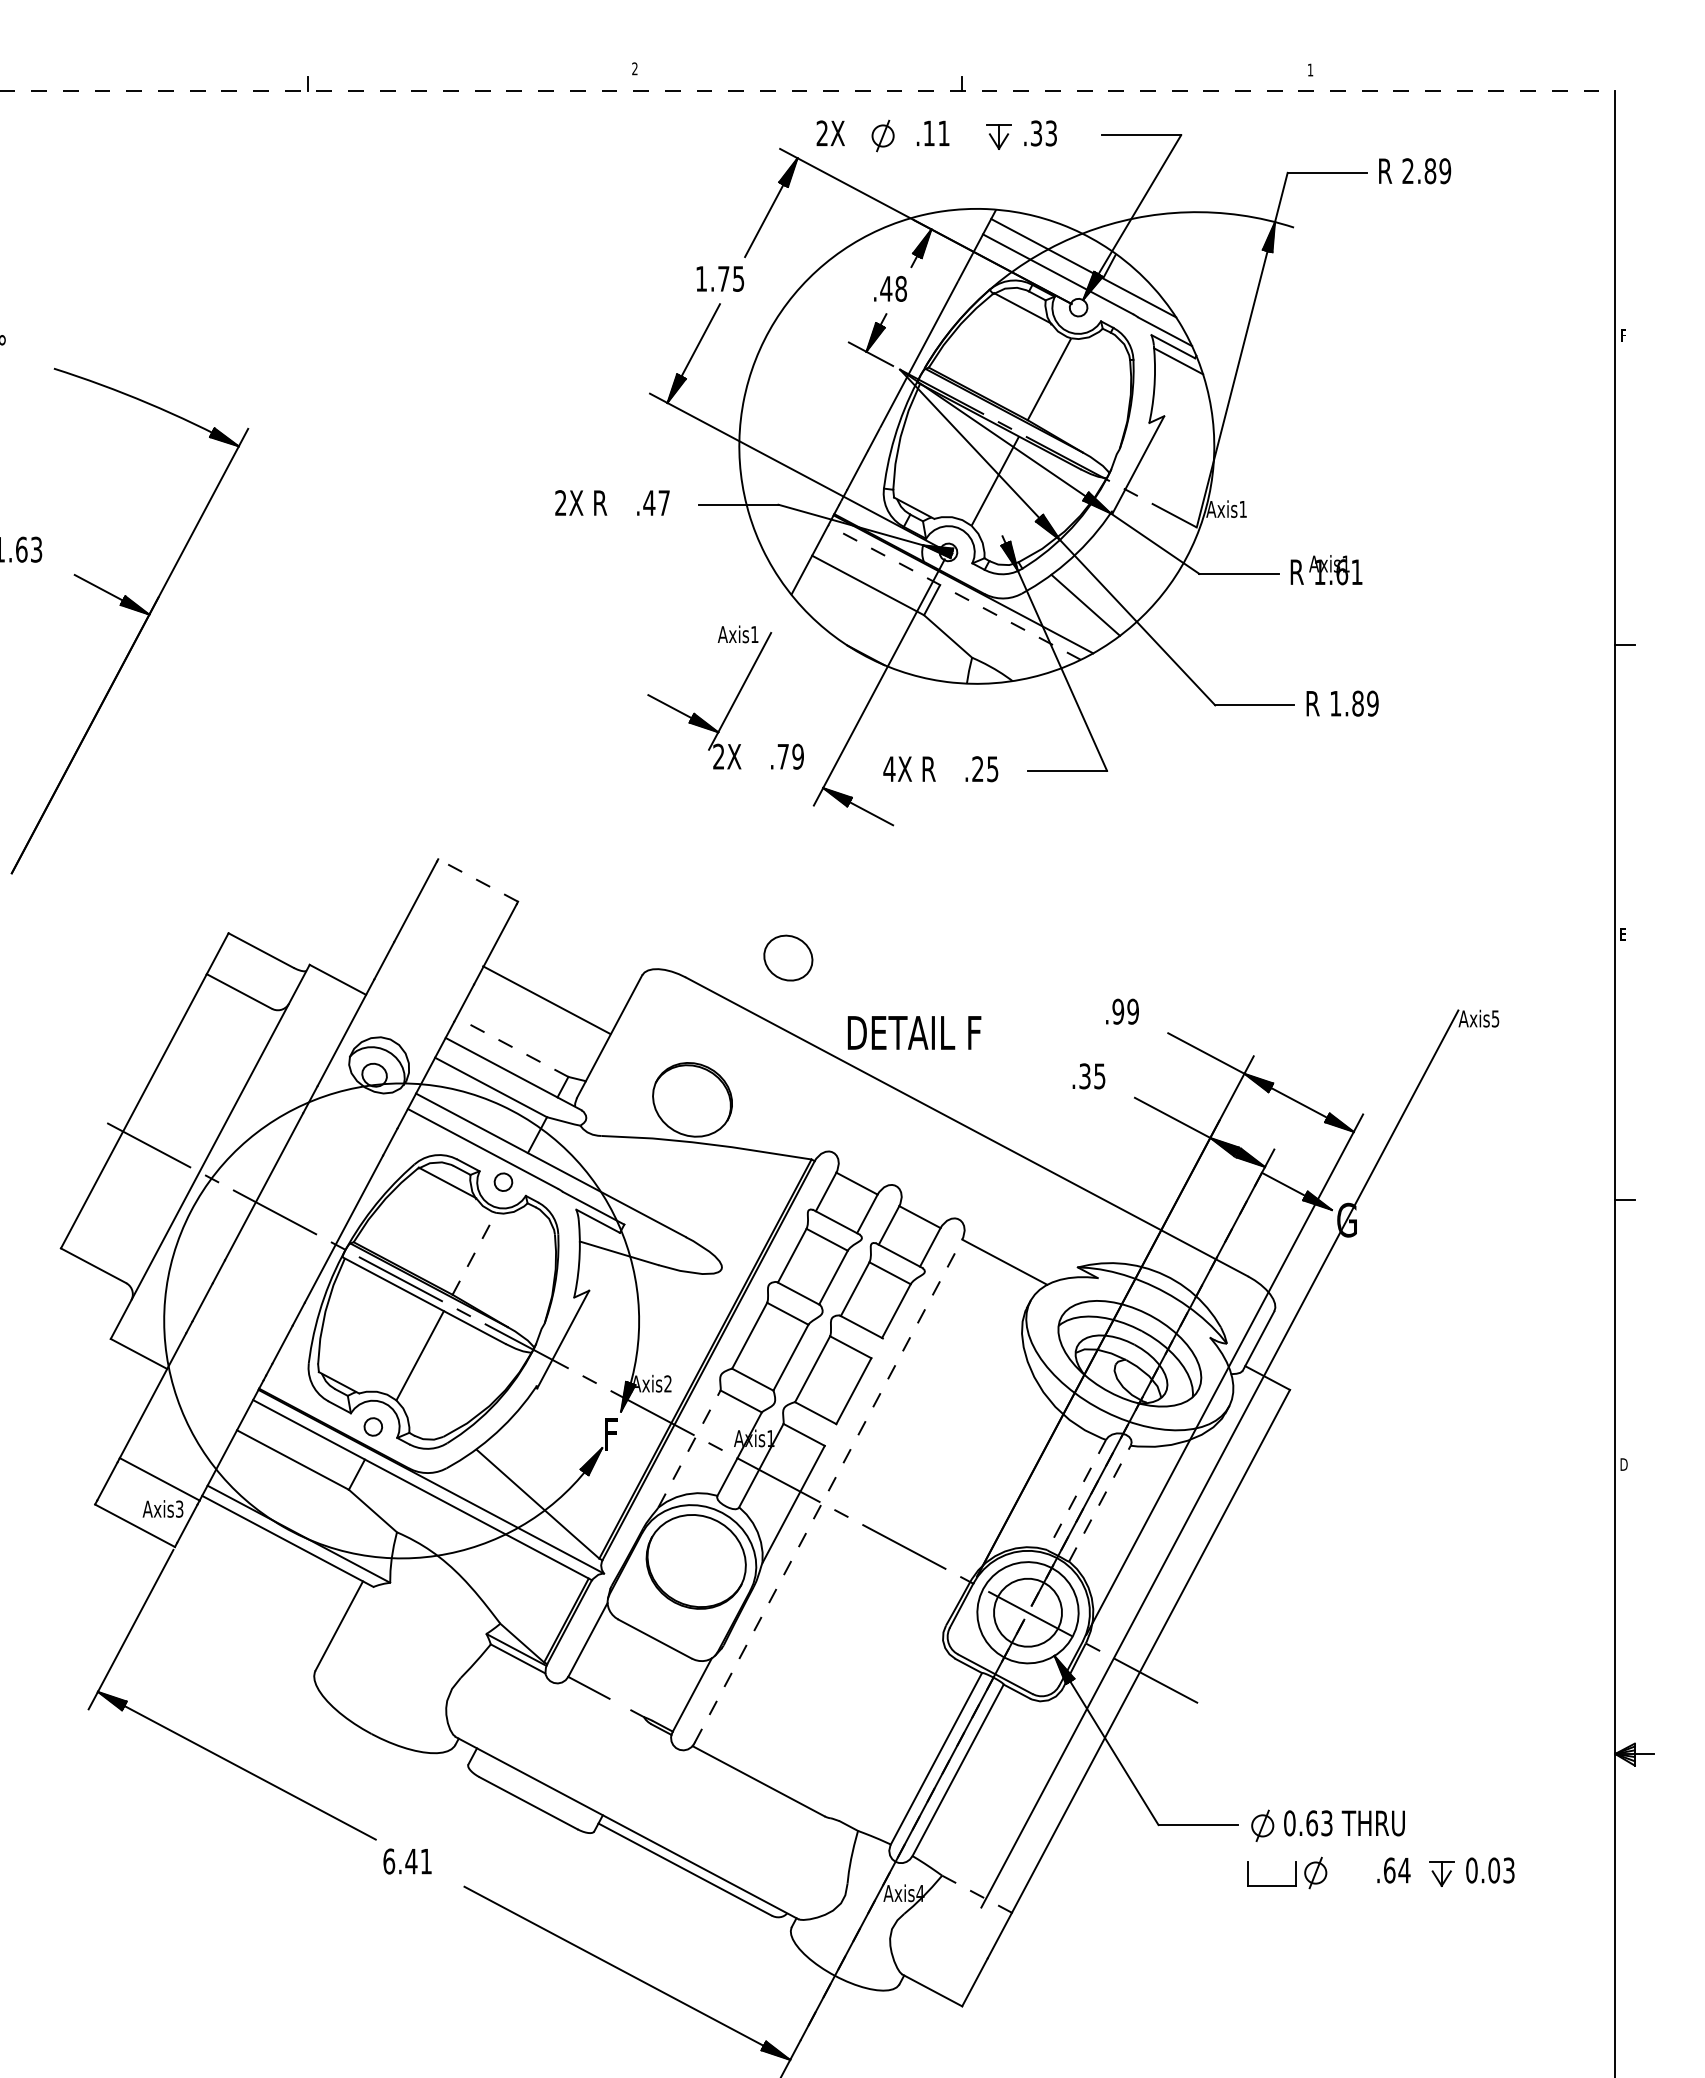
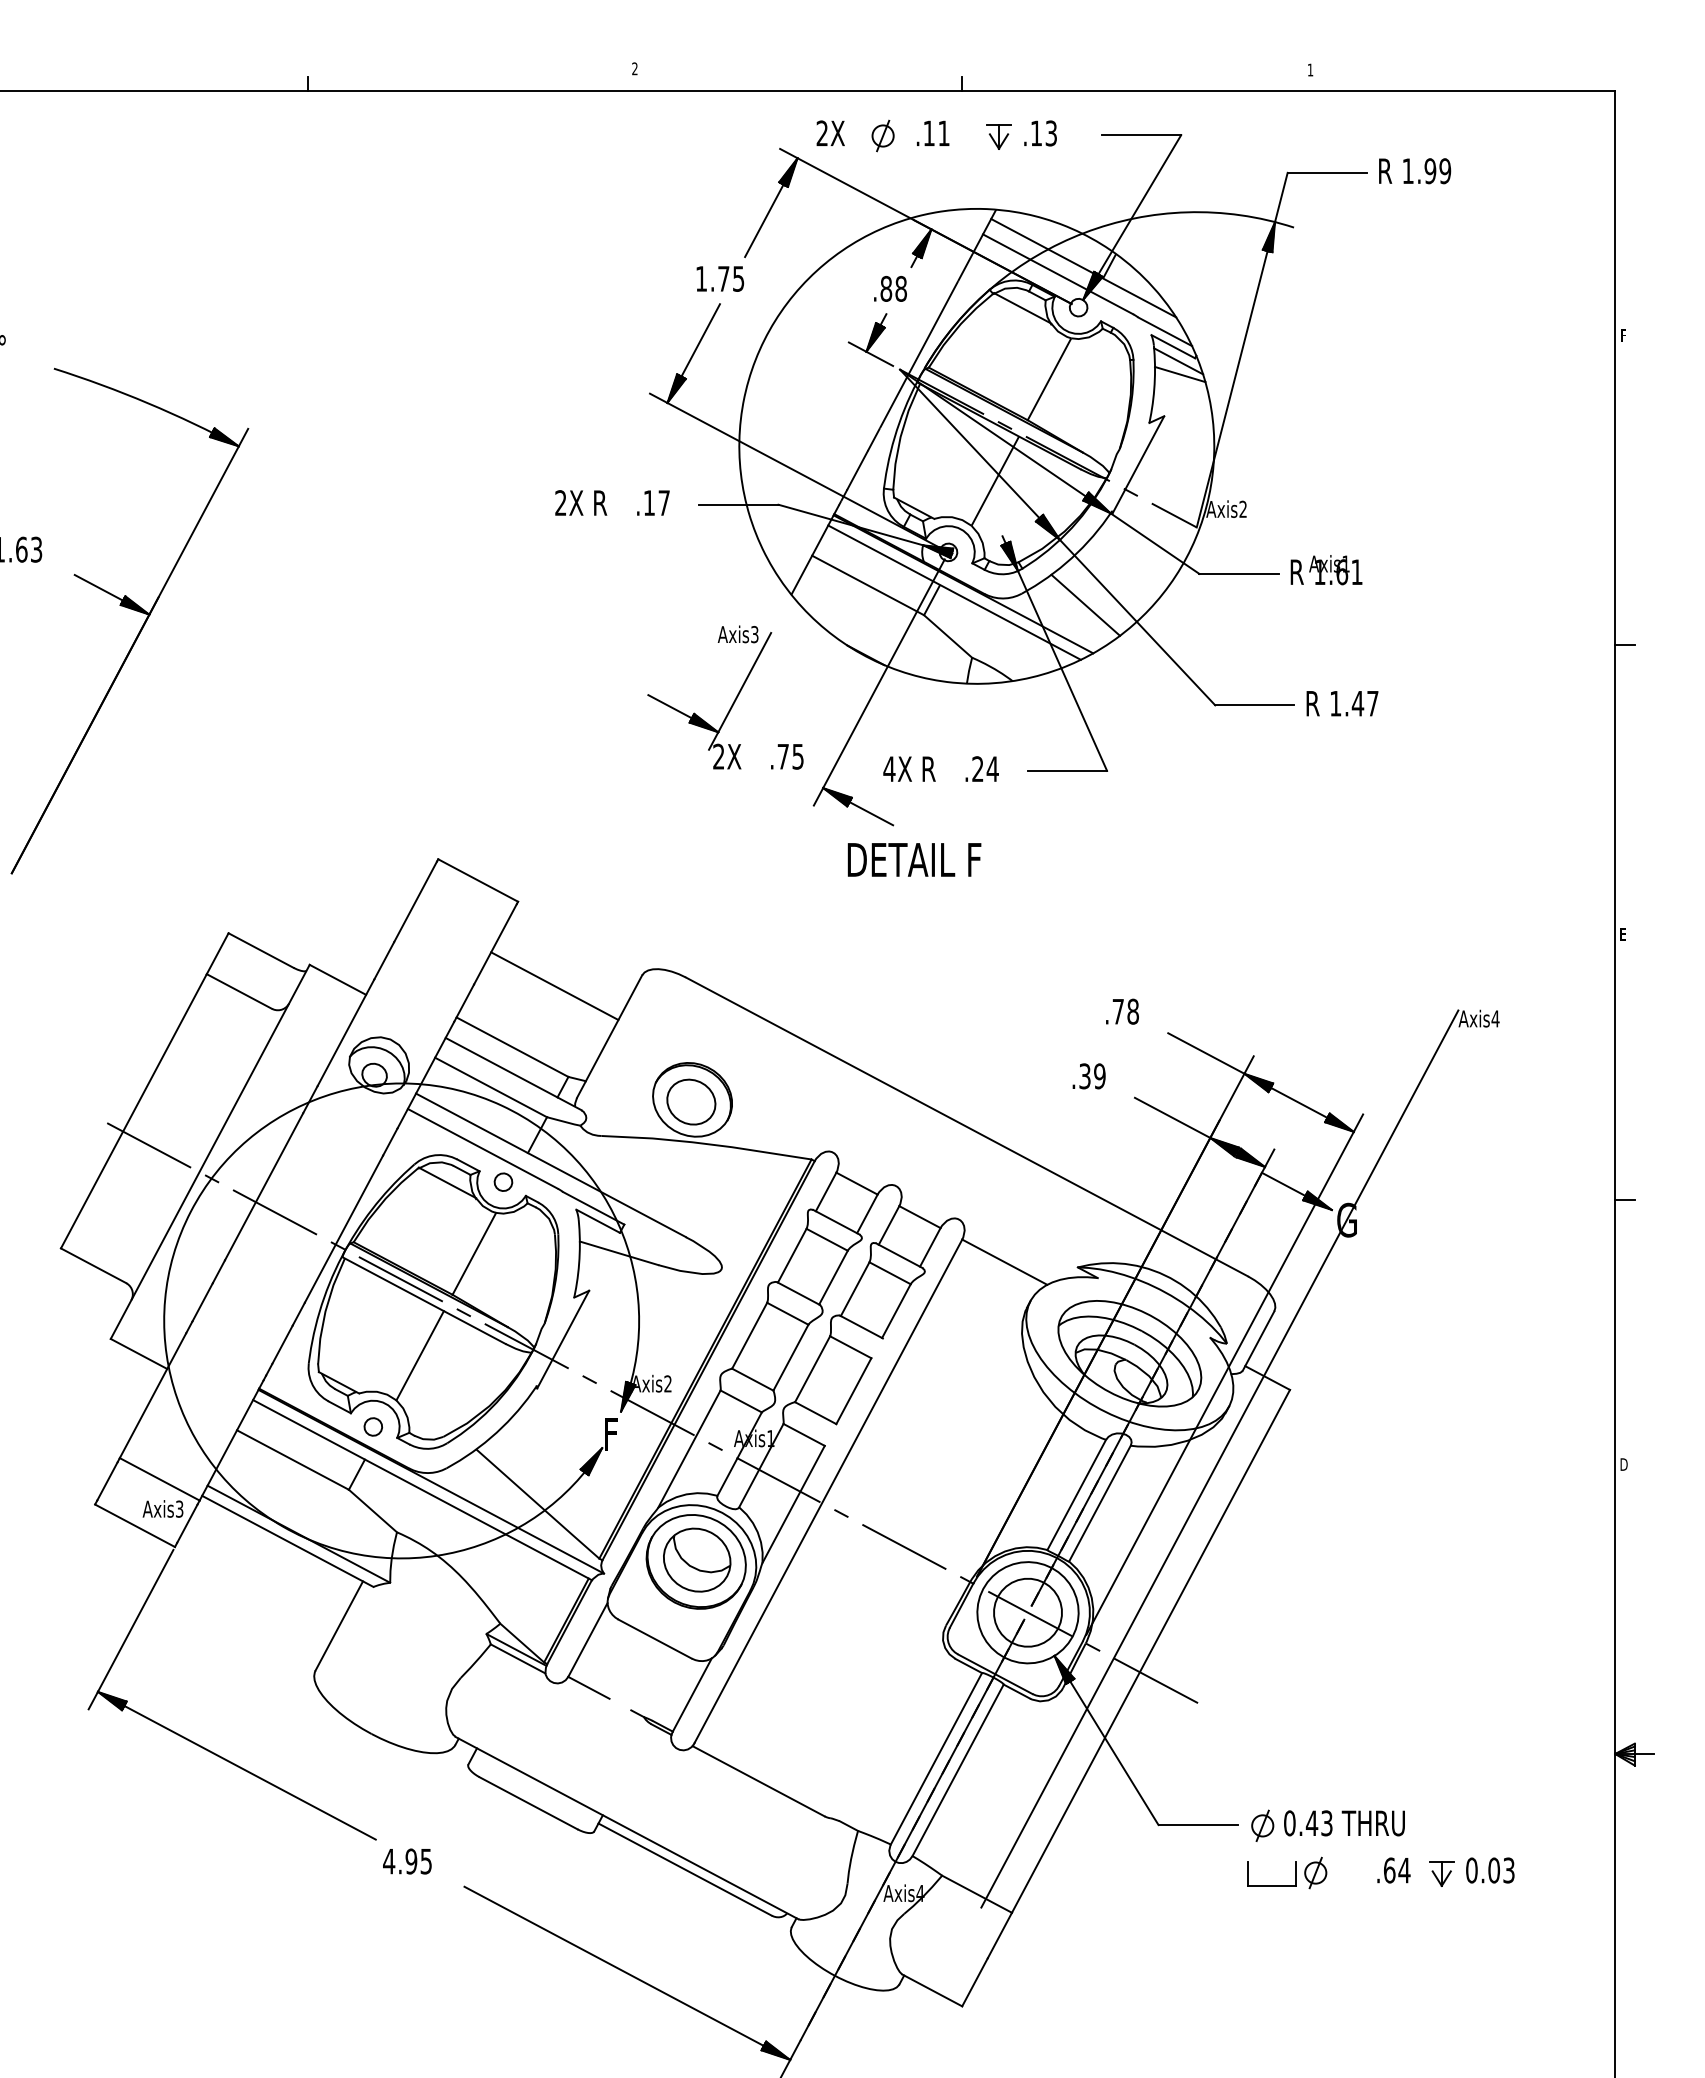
line: dashed -> solid (808, 90)
text: .33 -> .13 (1036, 133)
text: 2.89 -> 1.99 (1419, 171)
text: .48 -> .88 (886, 288)
line: none -> present (1180, 374)
text: .47 -> .17 (649, 502)
text: Axis1 -> Axis2 (1242, 508)
line: dashed -> solid (954, 592)
text: Axis1 -> Axis3 (754, 634)
text: 1.89 -> 1.47 (1364, 703)
text: .79 -> .75 (797, 756)
text: .25 -> .24 (992, 769)
line: dashed -> solid (477, 880)
part position: (788, 957) -> (691, 1101) (691, 1101)
line position: (546, 1000) -> (554, 986) (554, 986)
text: .99 -> .78 (1125, 1011)
text: Axis5 -> Axis4 (1495, 1018)
text position: (914, 1032) -> (914, 859) (914, 859)
line: dashed -> solid (512, 1046)
text: .35 -> .39 (1099, 1076)
line: dashed -> solid (474, 1253)
line: dashed -> solid (689, 1448)
line: dashed -> solid (828, 1491)
line: dashed -> solid (1076, 1495)
line: dashed -> solid (1099, 1503)
part: none -> present (697, 1559)
text: 0.63 -> 0.43 (1311, 1823)
text: 6.41 -> 4.95 (407, 1861)
line: dashed -> solid (977, 1894)
